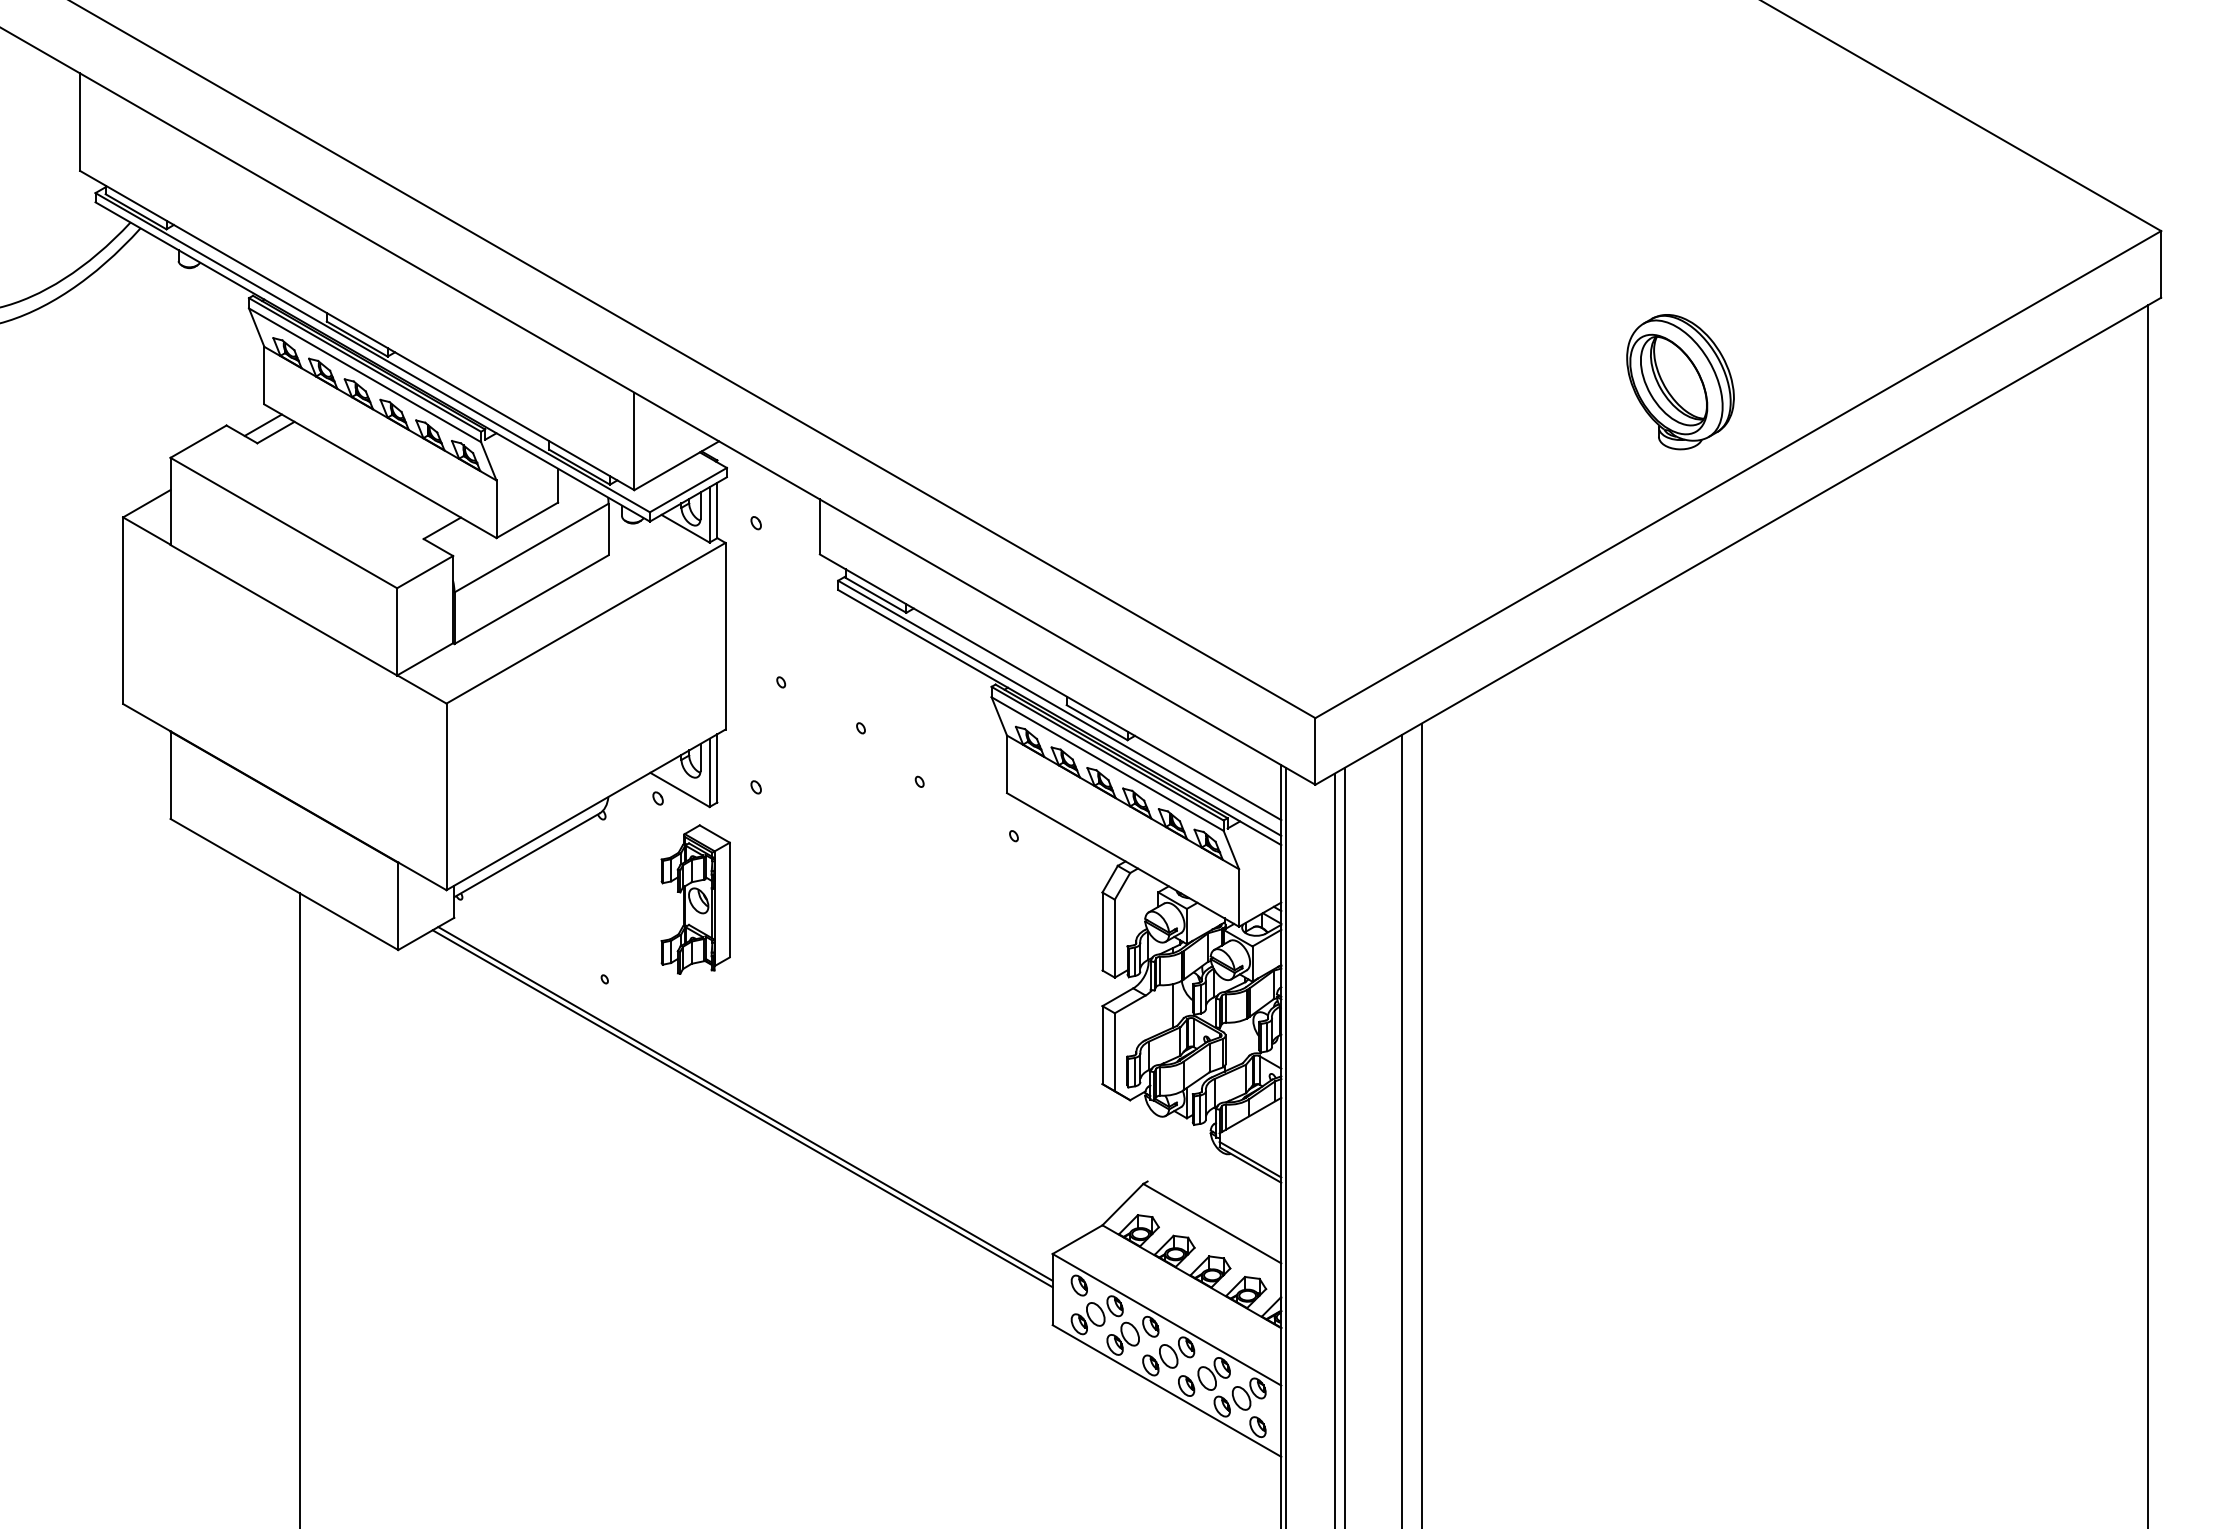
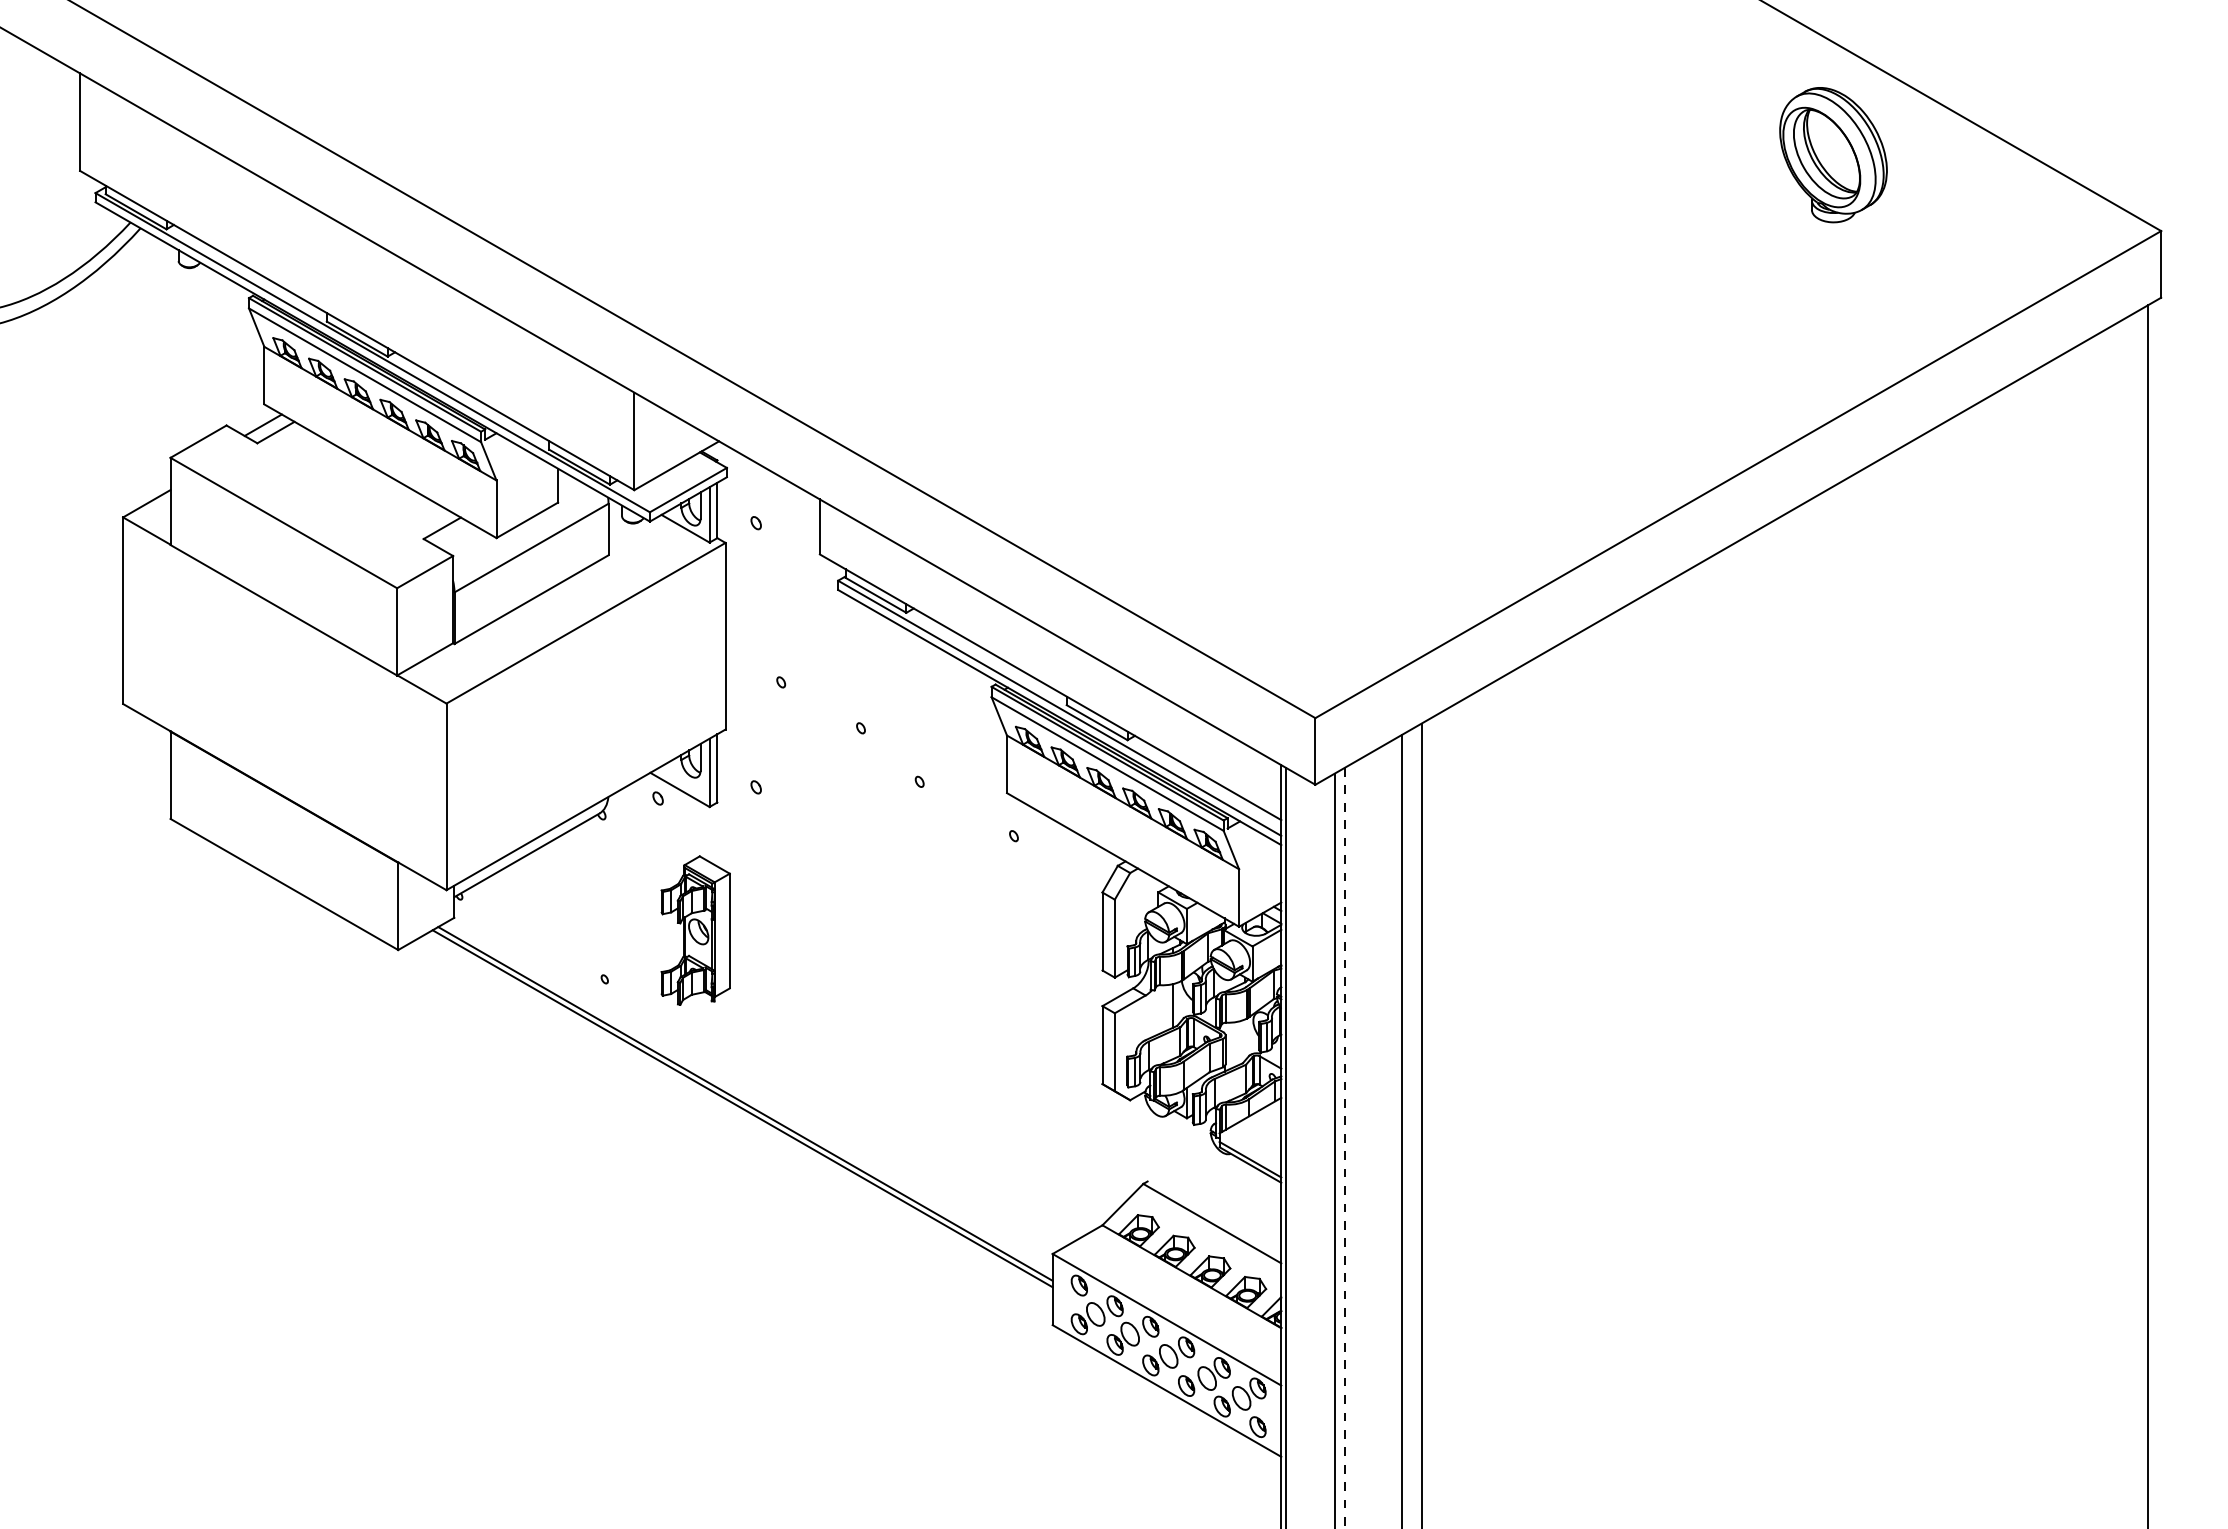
part position: (1680, 382) -> (1833, 155) (1833, 155)
part position: (695, 899) -> (695, 930) (695, 930)
line: solid -> dashed (1344, 1148)
line: present -> none (299, 1209)
